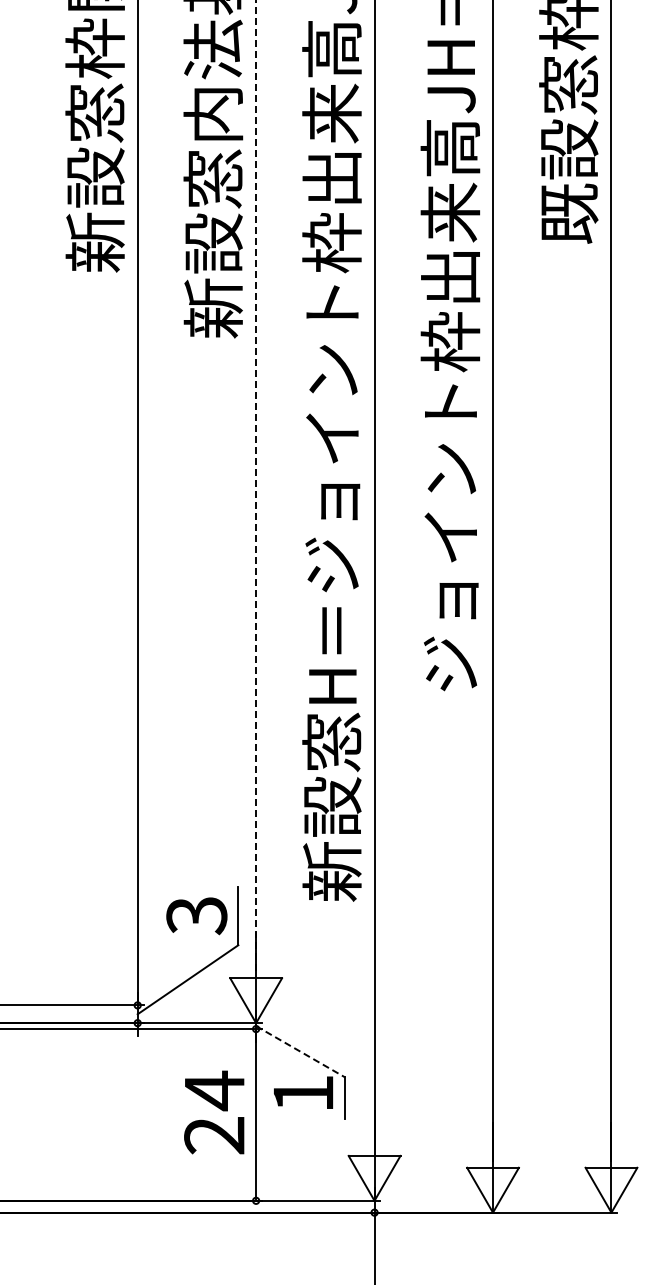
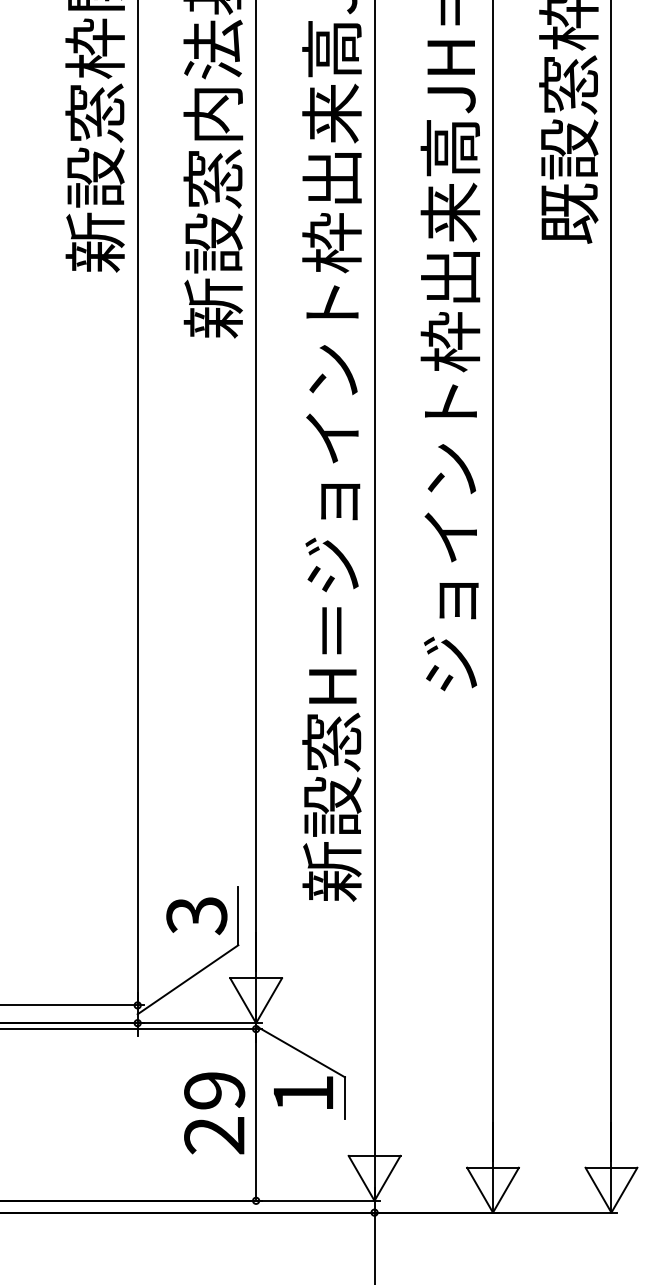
line: dashed -> solid (256, 485)
line: dashed -> solid (300, 1051)
text: 24 -> 29 (214, 1090)
